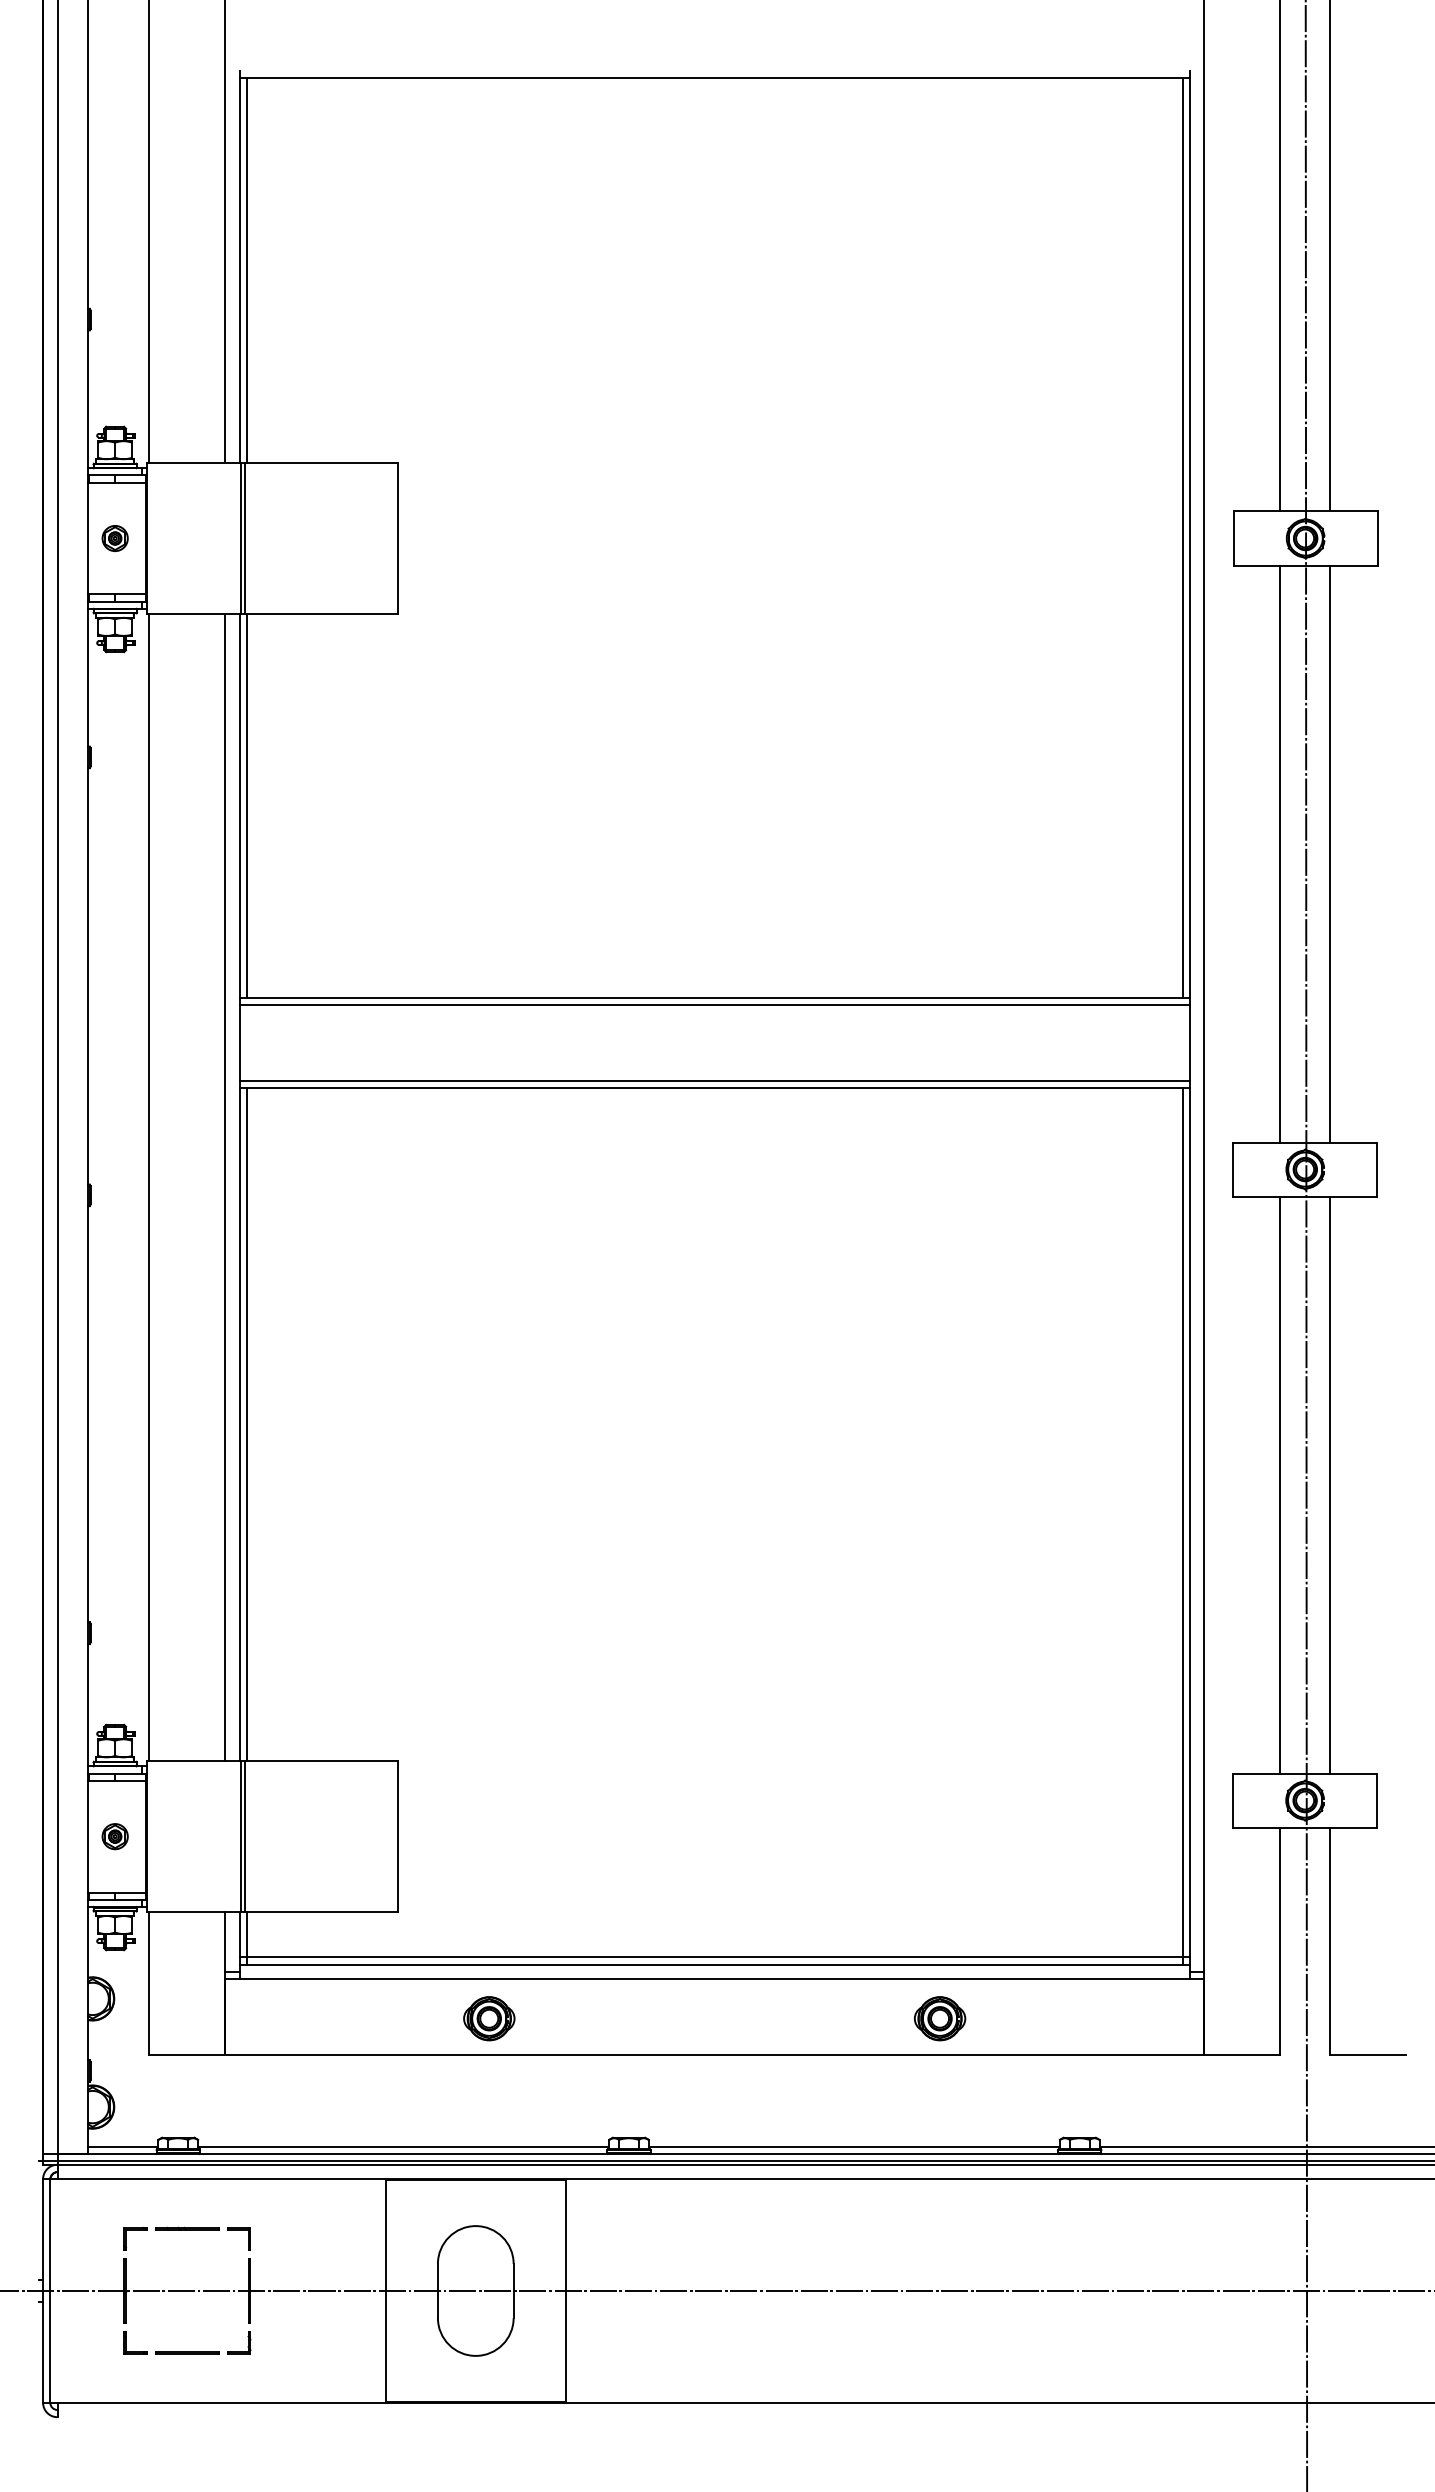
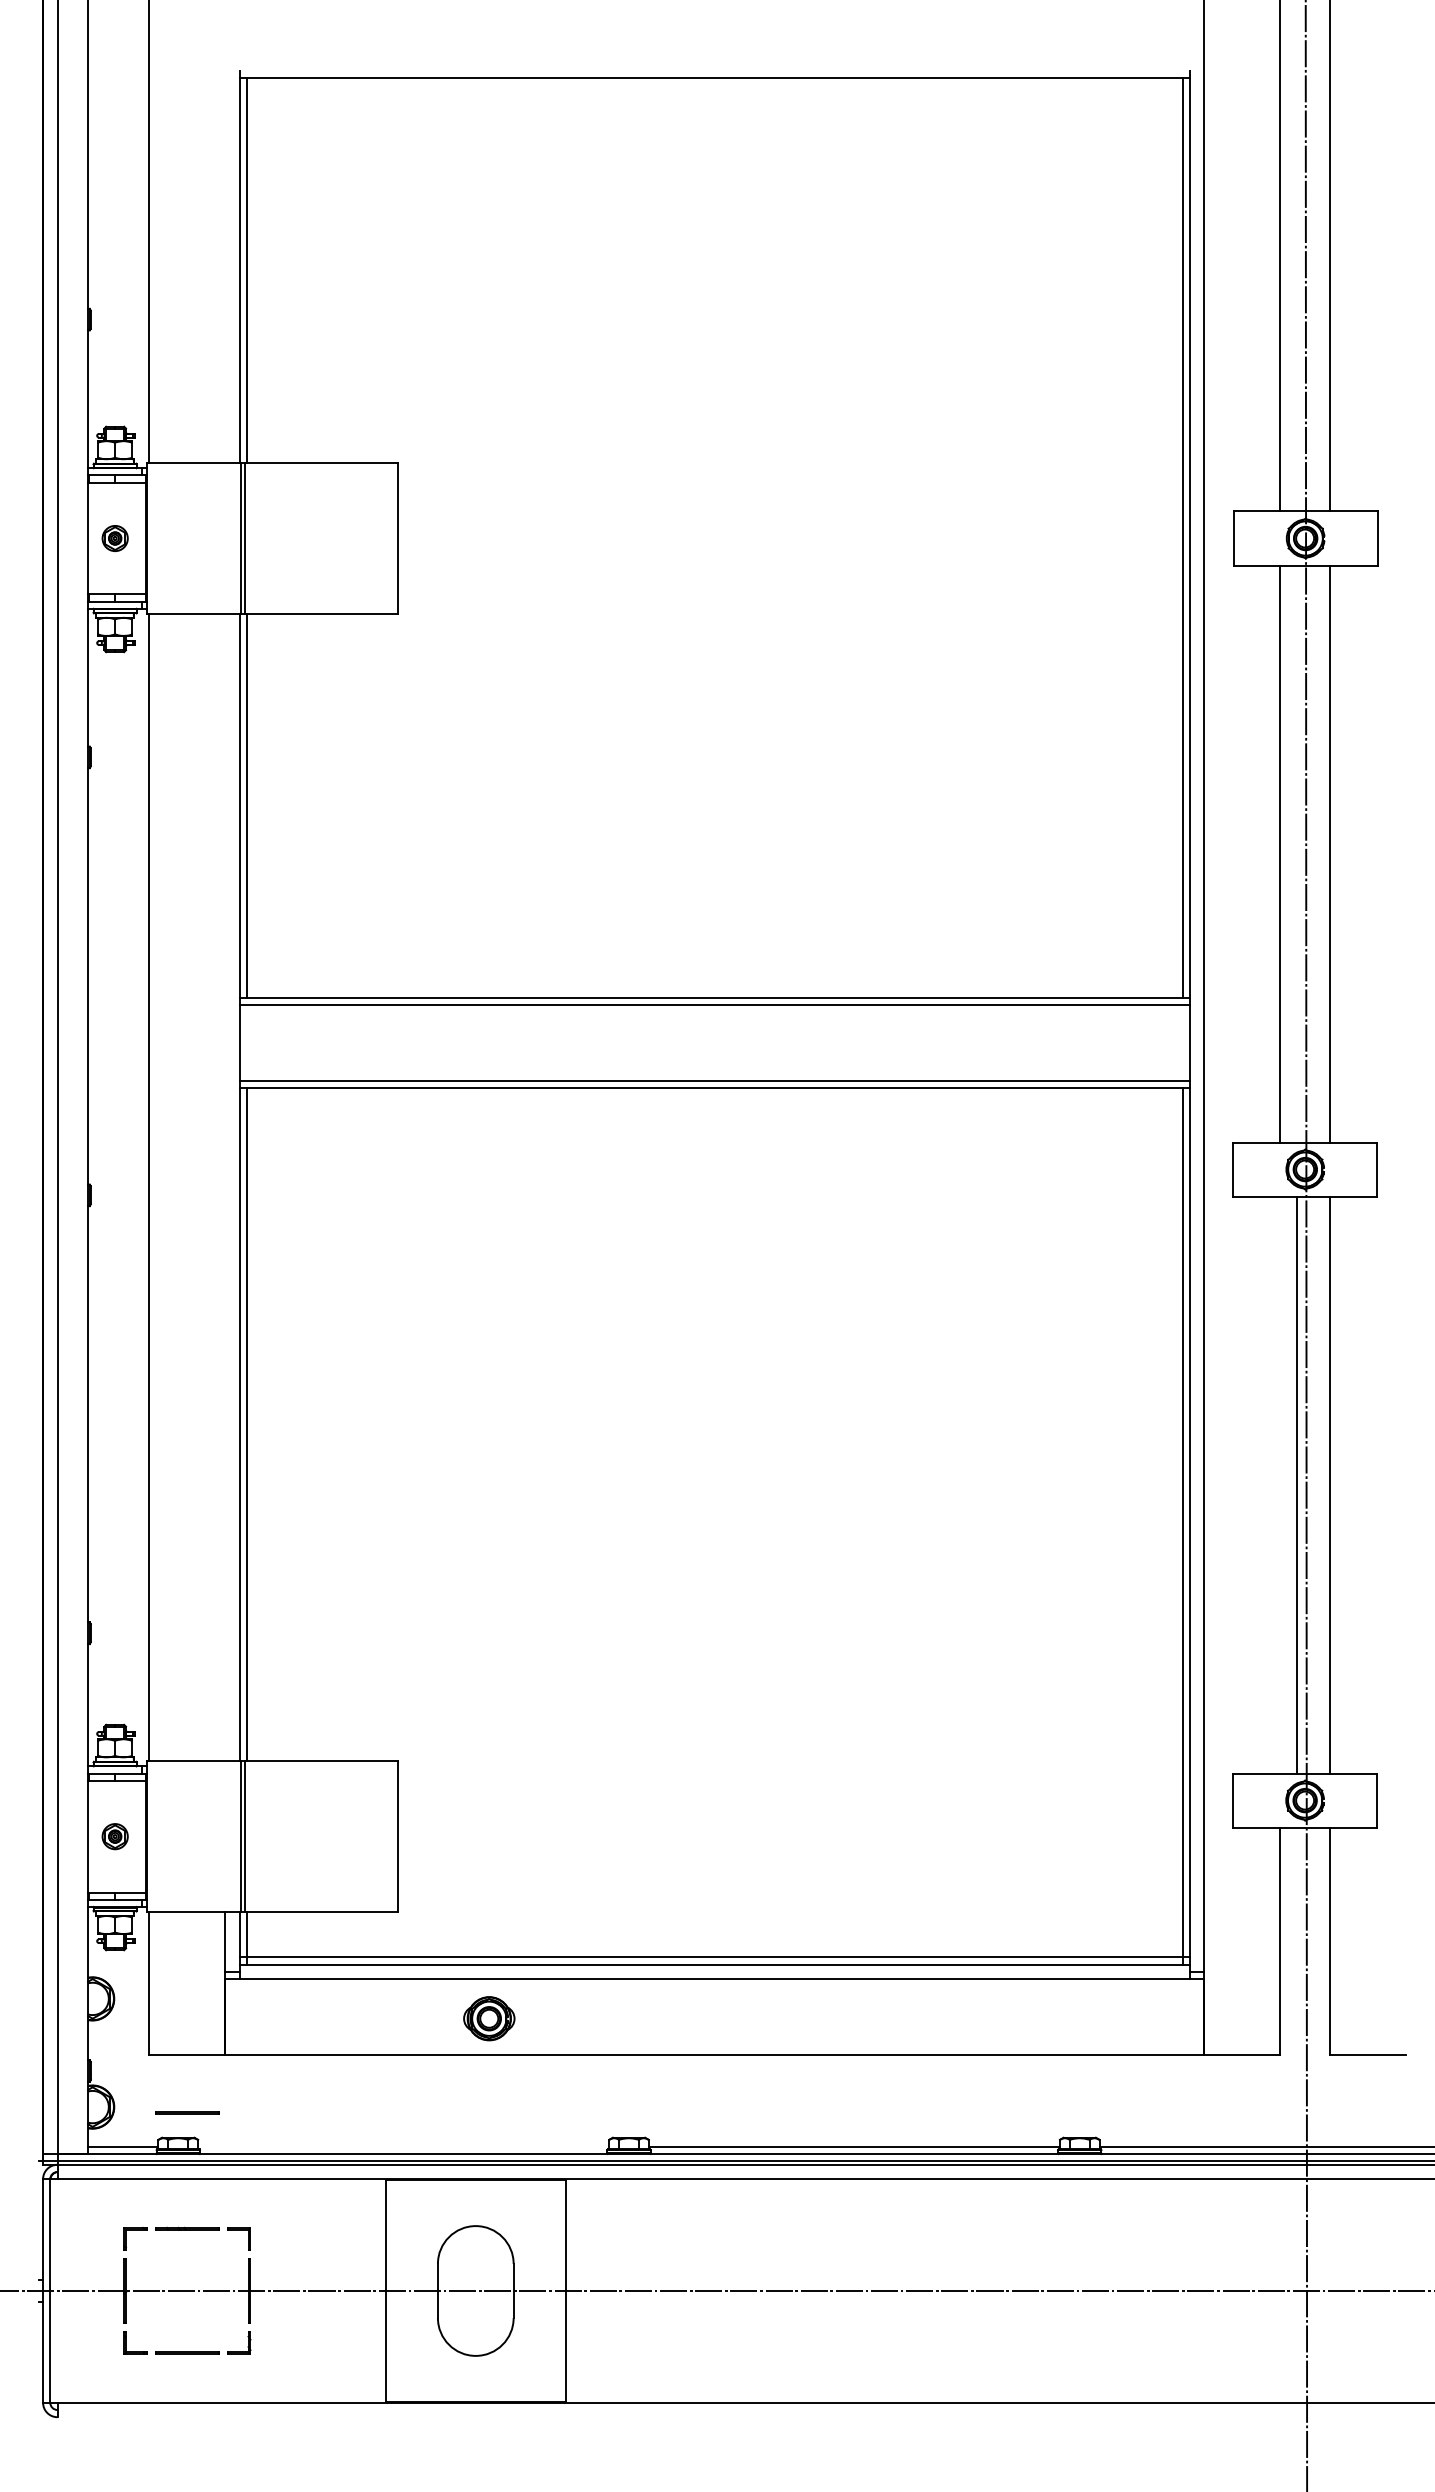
line: present -> none (225, 232)
line: present -> none (225, 1187)
line position: (1279, 1484) -> (1296, 1484) (1296, 1484)
part: present -> none (939, 2018)
line: none -> present (187, 2112)
line: present -> none (403, 2146)
